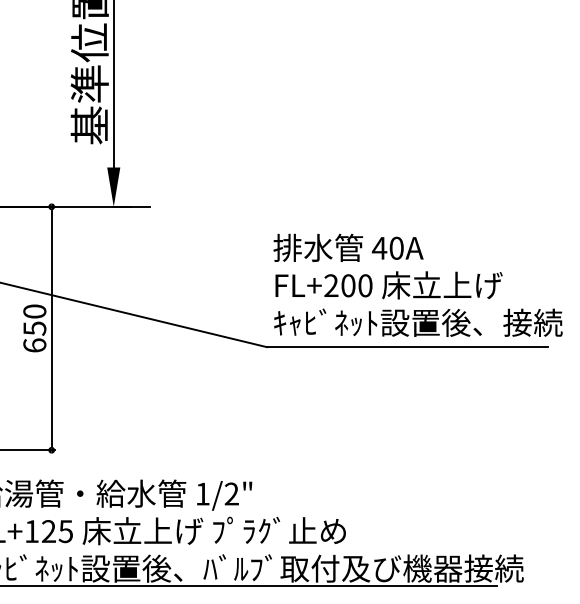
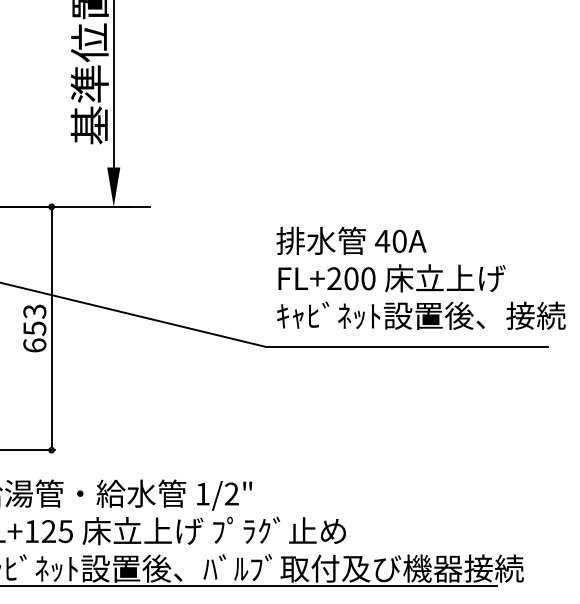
text position: (417, 284) -> (420, 277) (420, 277)
text: 650 -> 653 (34, 311)
